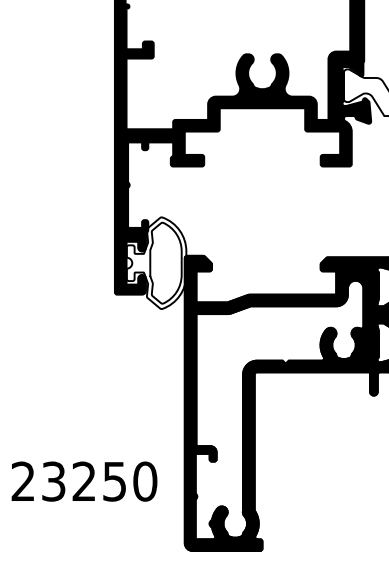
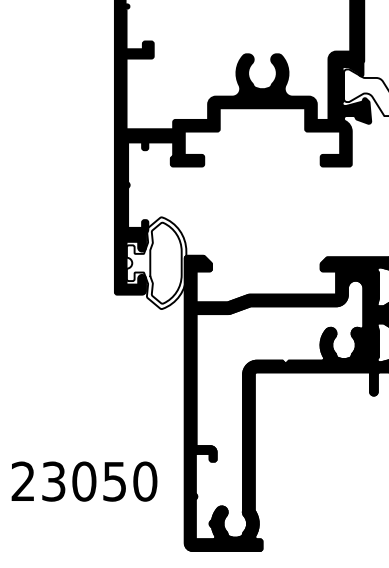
text: 23250 -> 23050 (84, 481)
